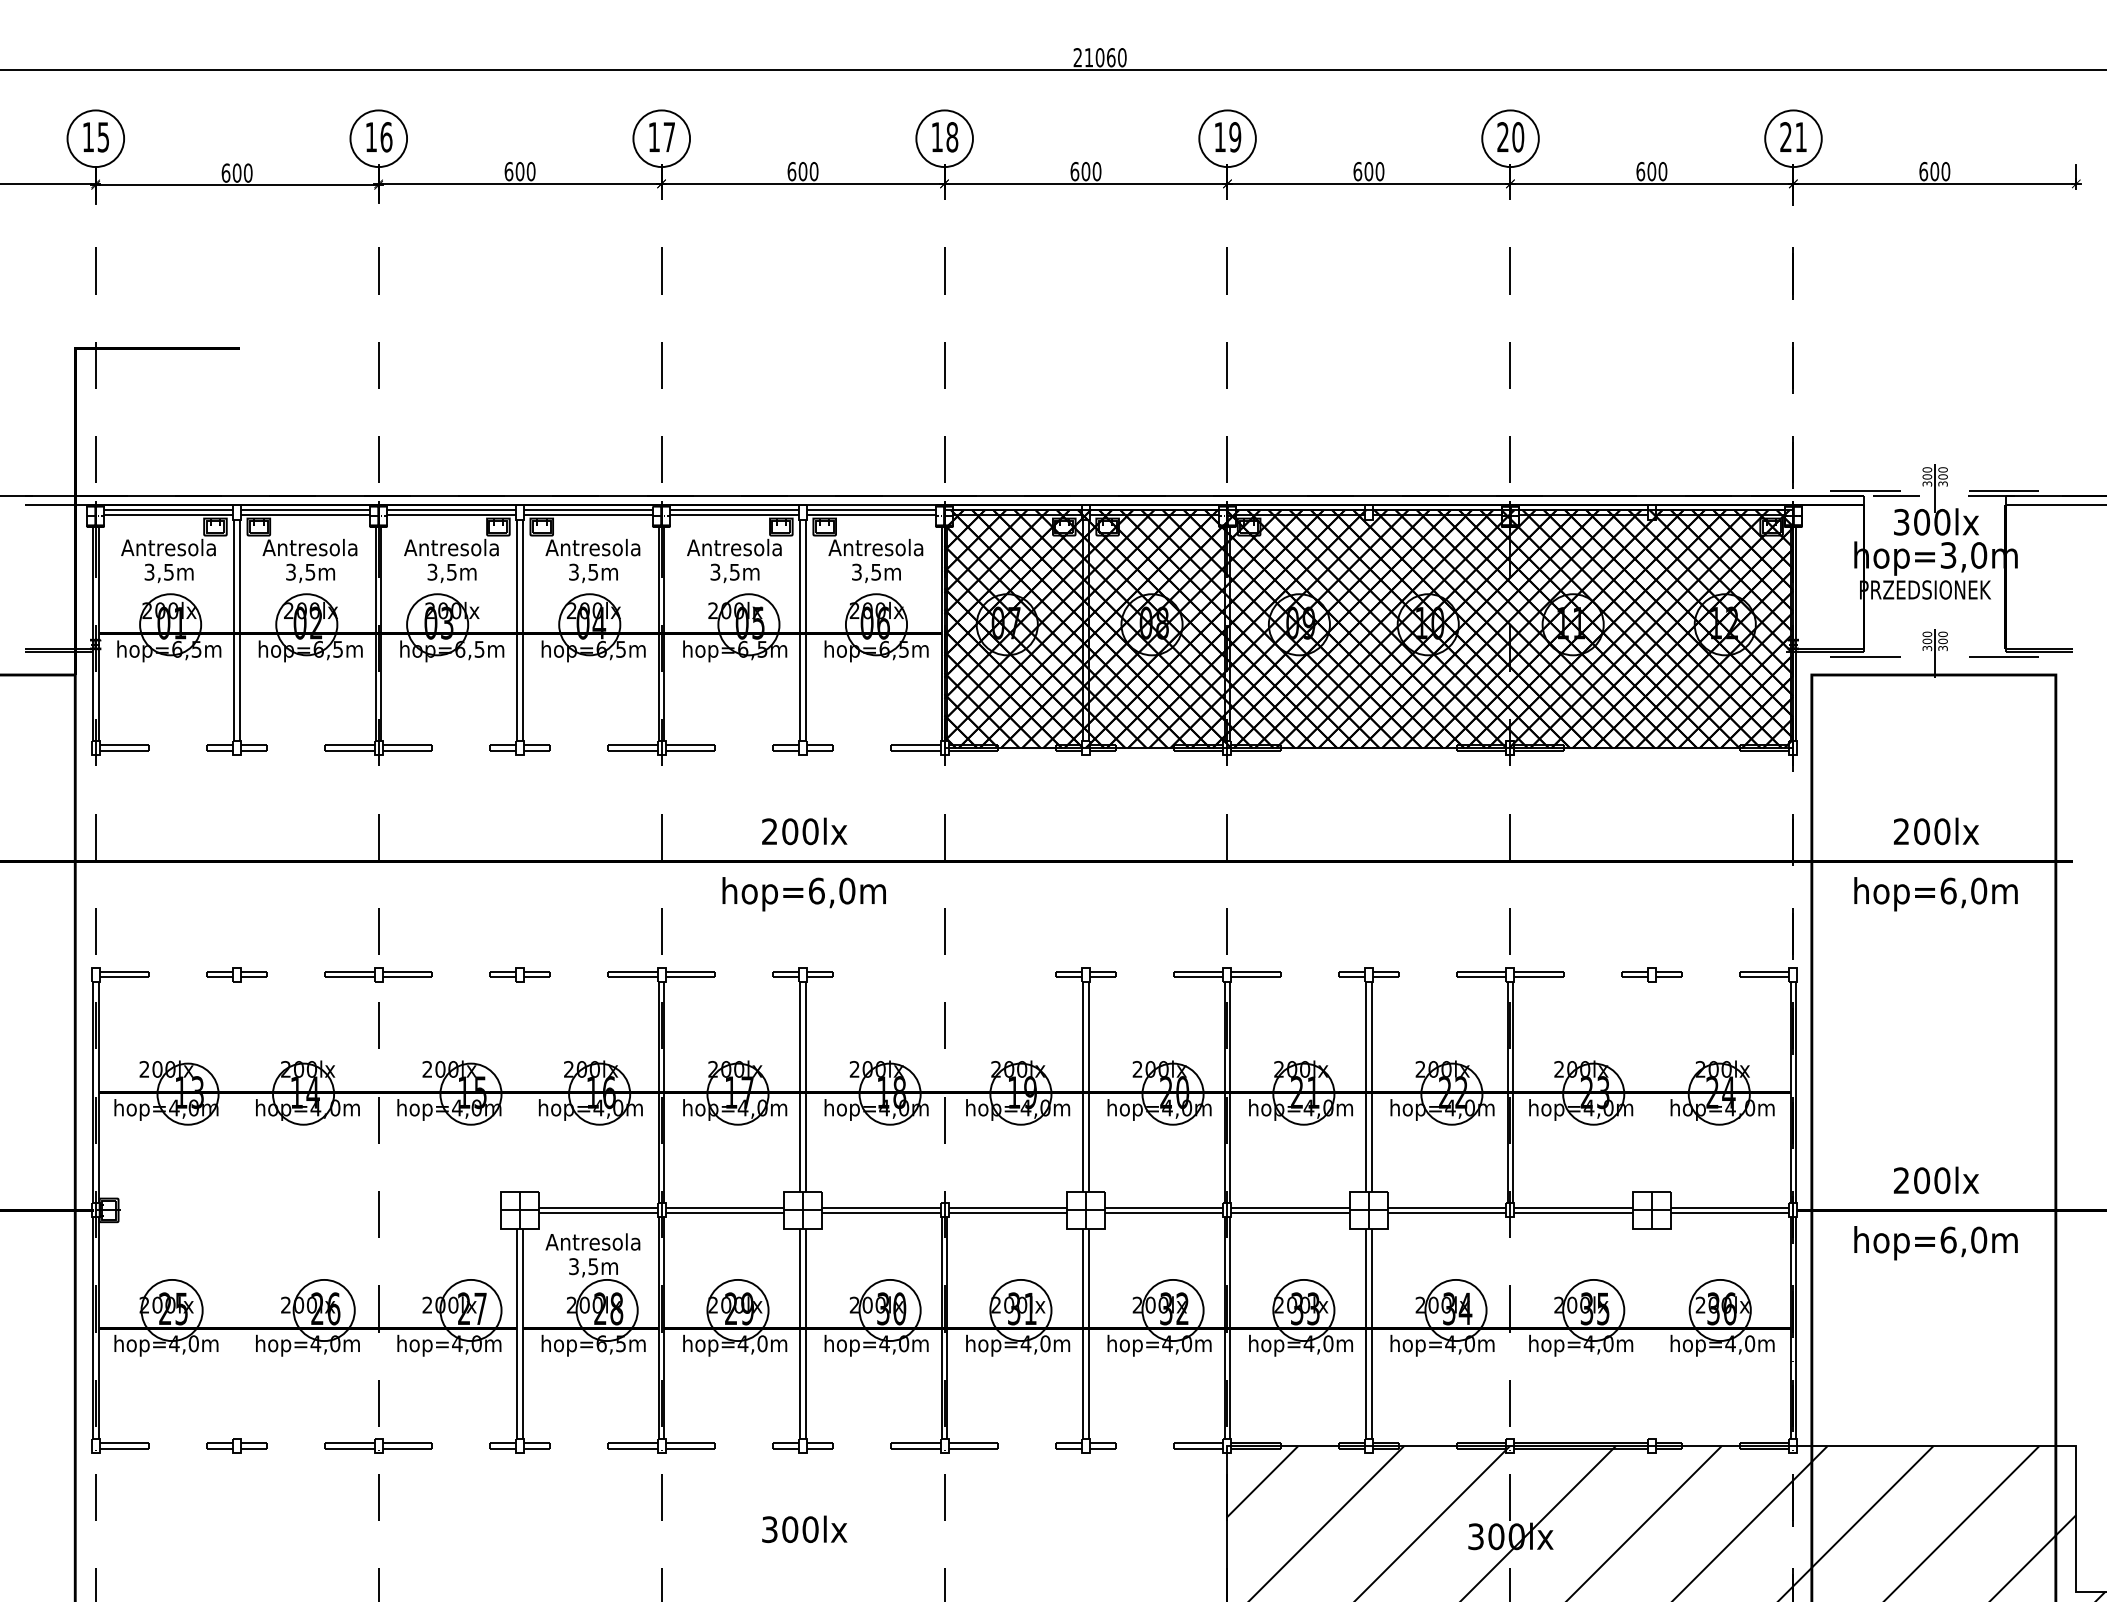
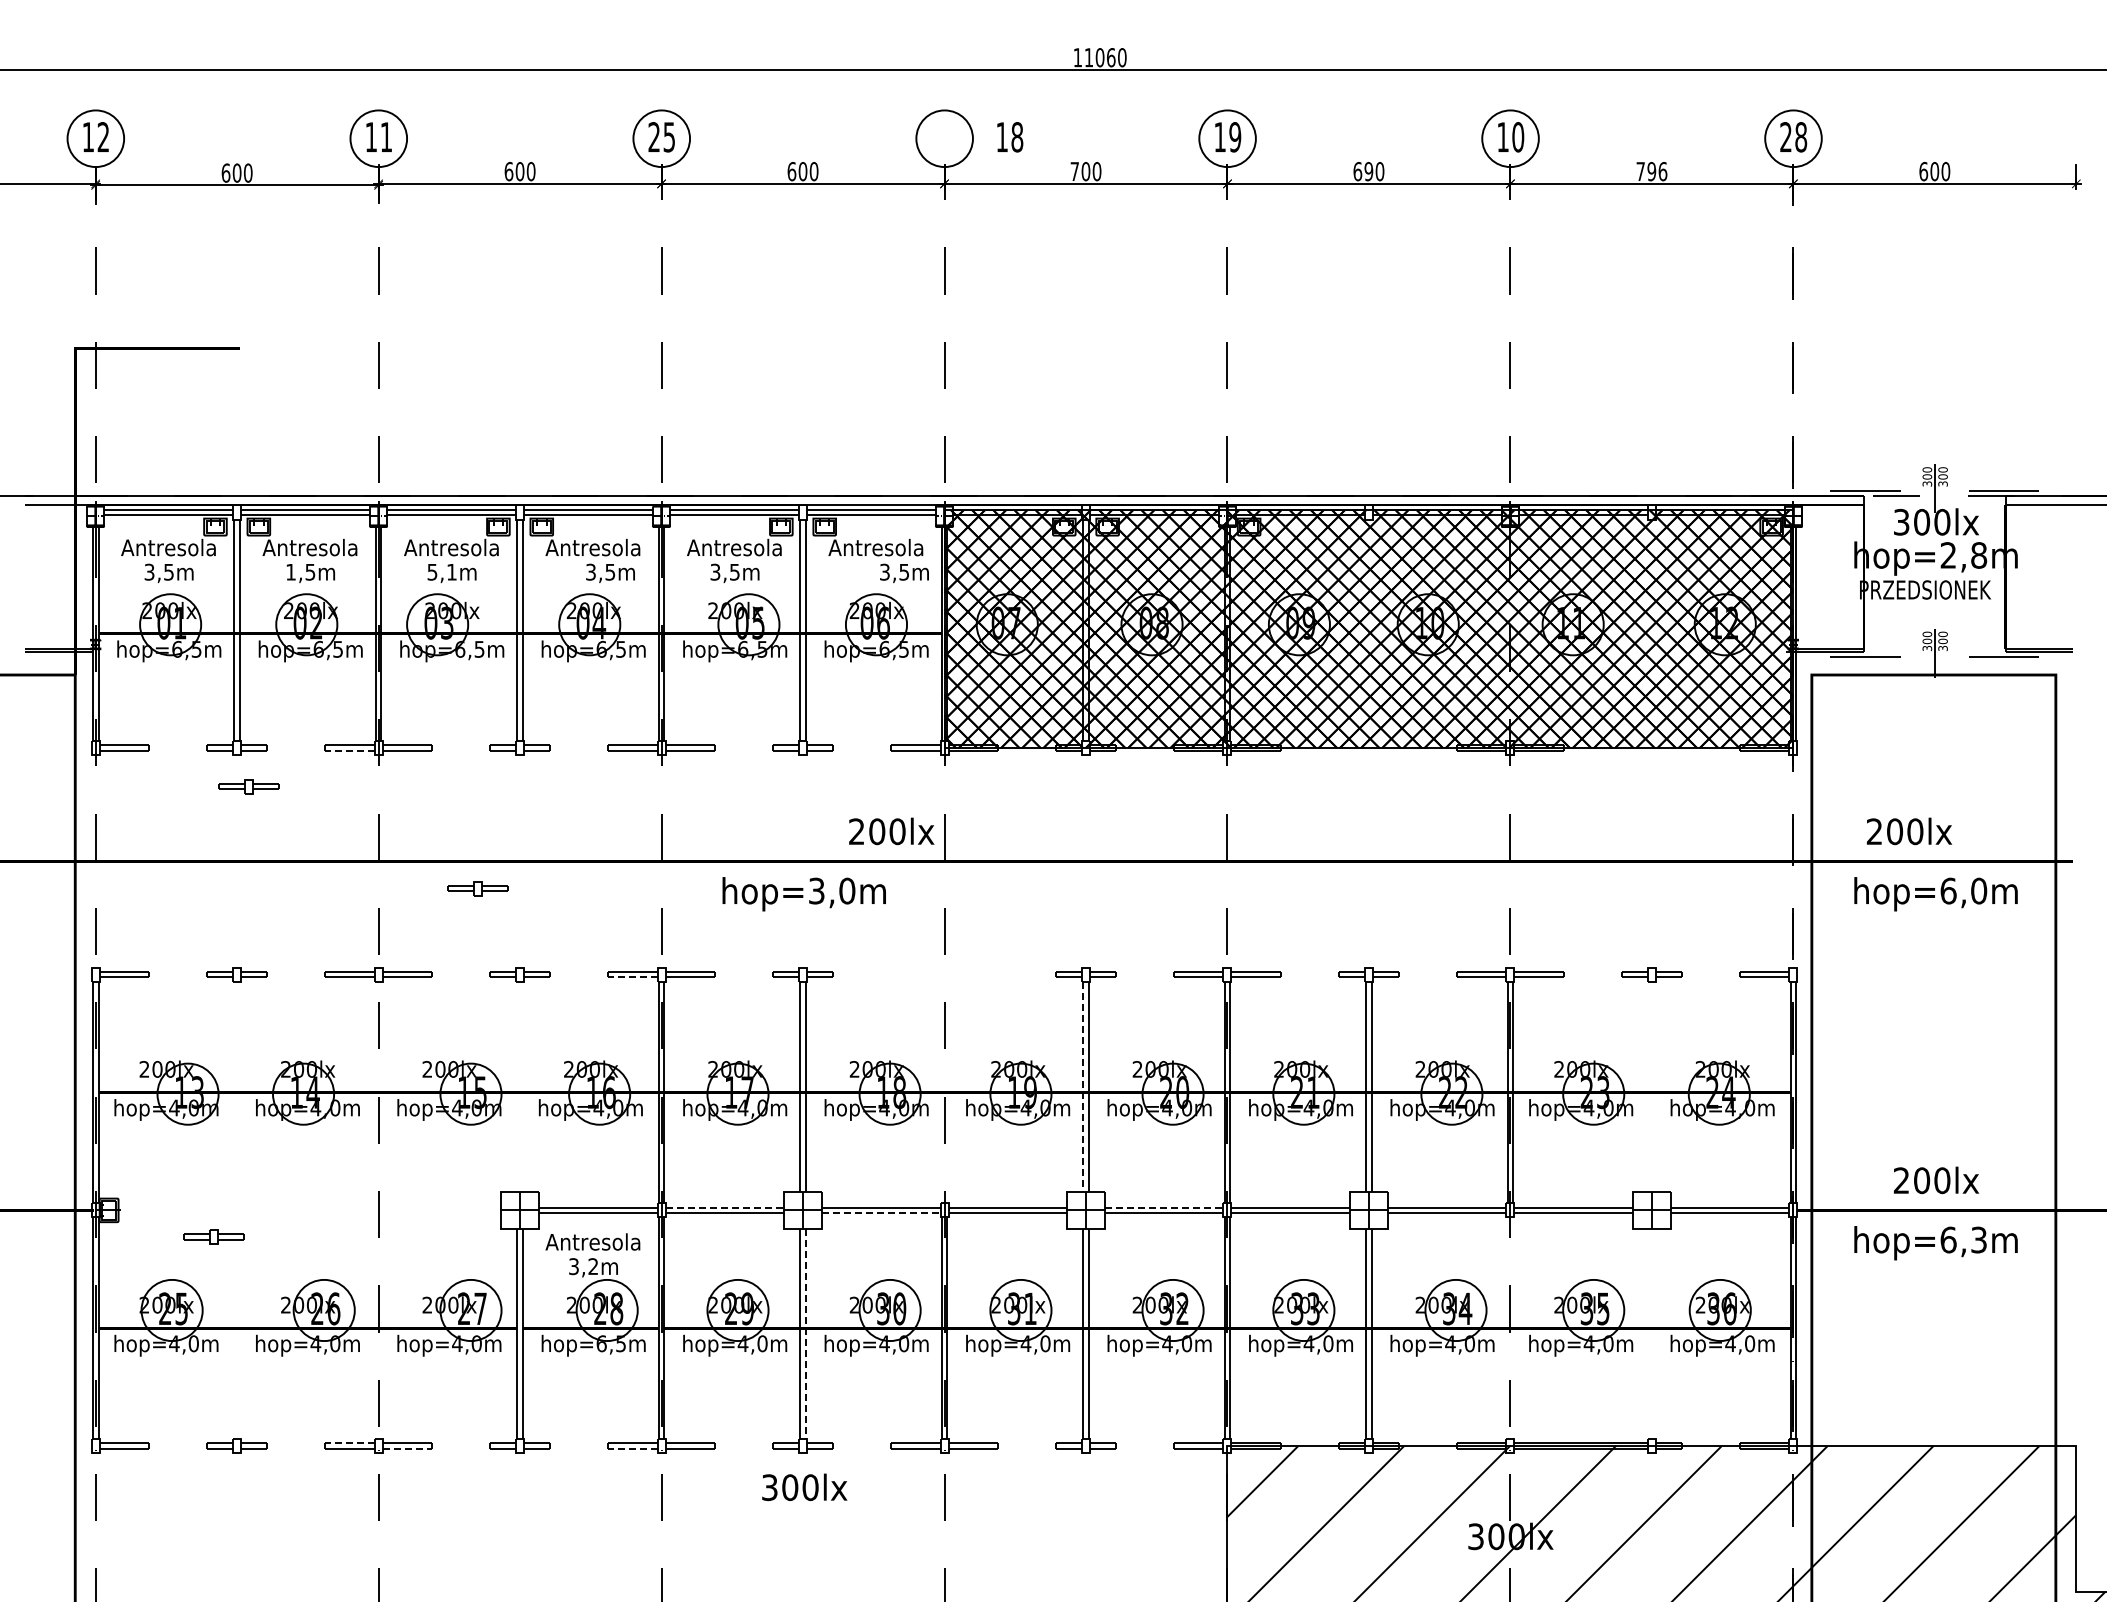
text: 21060 -> 11060 (1077, 57)
text: 20 -> 10 (1502, 136)
text: 15 -> 12 (102, 137)
text: 16 -> 11 (386, 137)
text: 17 -> 25 (661, 137)
text position: (945, 137) -> (1010, 137) (1010, 137)
text: 21 -> 28 (1801, 137)
text: 600 -> 700 (1074, 171)
text: 600 -> 690 (1368, 171)
text: 600 -> 796 (1651, 171)
text: hop=3,0m -> hop=2,8m (1963, 555)
text: 3,5m -> 1,5m (290, 571)
text: 3,5m -> 5,1m (442, 571)
text position: (593, 572) -> (610, 572) (610, 572)
text position: (876, 573) -> (904, 573) (904, 573)
line: solid -> dashed (349, 751)
part: none -> present (248, 786)
text position: (804, 831) -> (891, 831) (891, 831)
text position: (1936, 831) -> (1909, 831) (1909, 831)
part: none -> present (477, 888)
text: hop=6,0m -> hop=3,0m (816, 890)
line: solid -> dashed (632, 977)
line: solid -> dashed (1083, 1086)
line: solid -> dashed (725, 1207)
line: solid -> dashed (1164, 1207)
line: solid -> dashed (881, 1213)
part: none -> present (213, 1236)
text: hop=6,0m -> hop=6,3m (1979, 1239)
text: 3,5m -> 3,2m (593, 1266)
line: solid -> dashed (805, 1334)
line: solid -> dashed (349, 1443)
line: solid -> dashed (407, 1449)
line: solid -> dashed (632, 1449)
text position: (804, 1529) -> (804, 1487) (804, 1487)
